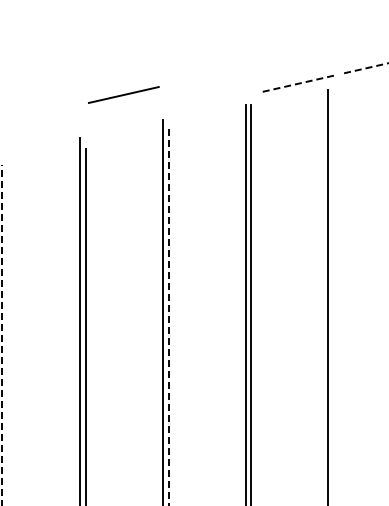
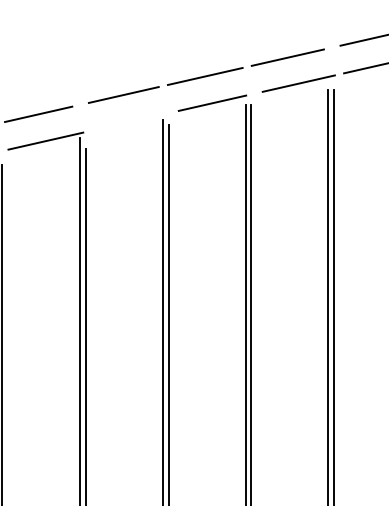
line: none -> present (362, 40)
line: none -> present (287, 57)
line: dashed -> solid (366, 68)
line: none -> present (204, 75)
line: dashed -> solid (298, 83)
line: none -> present (212, 102)
line: none -> present (38, 113)
line: none -> present (45, 140)
line: none -> present (334, 296)
line: dashed -> solid (168, 314)
line: dashed -> solid (1, 334)
